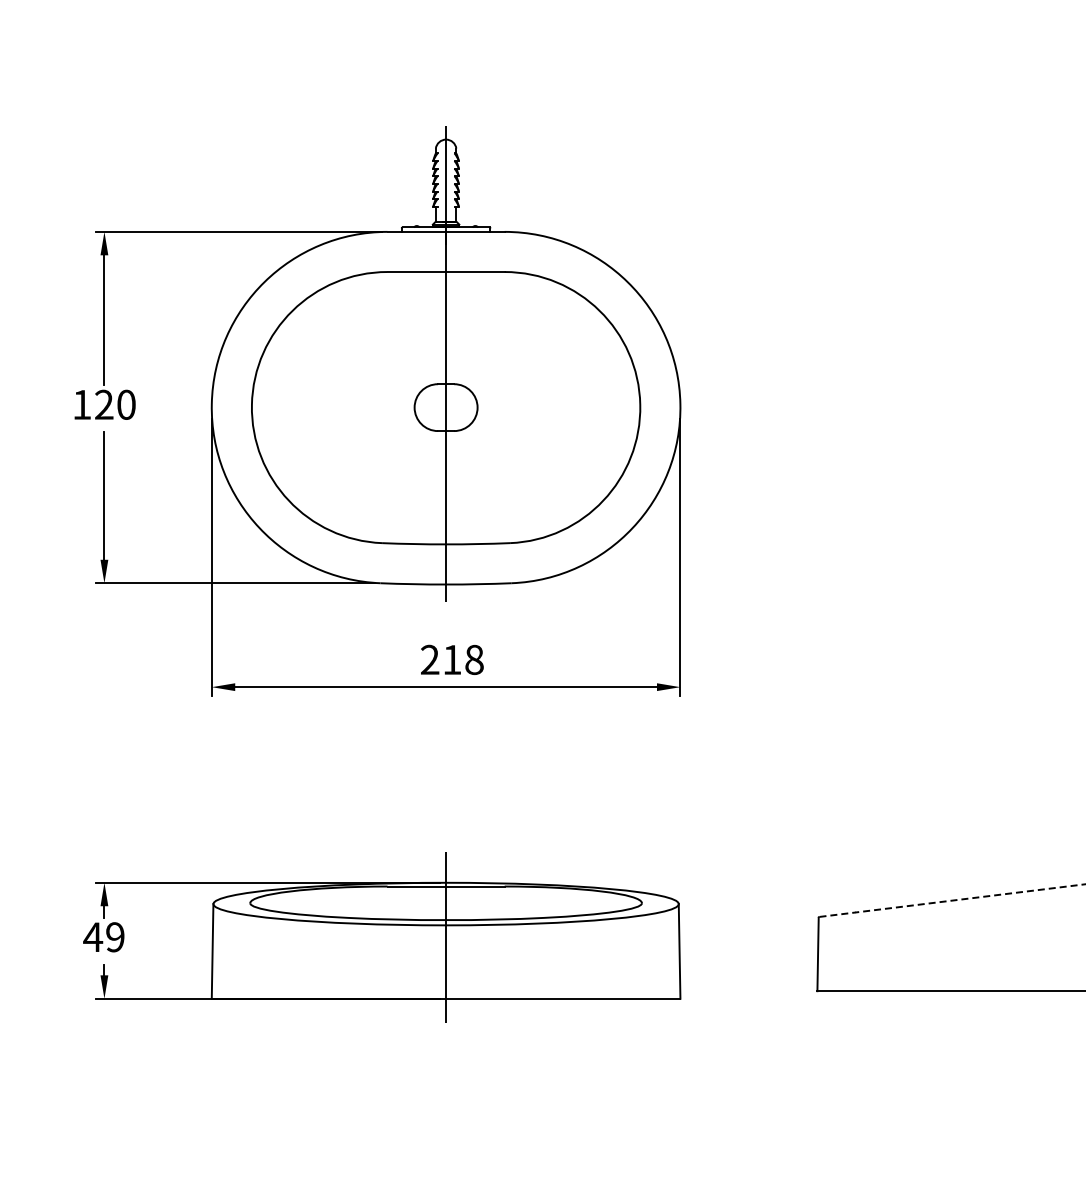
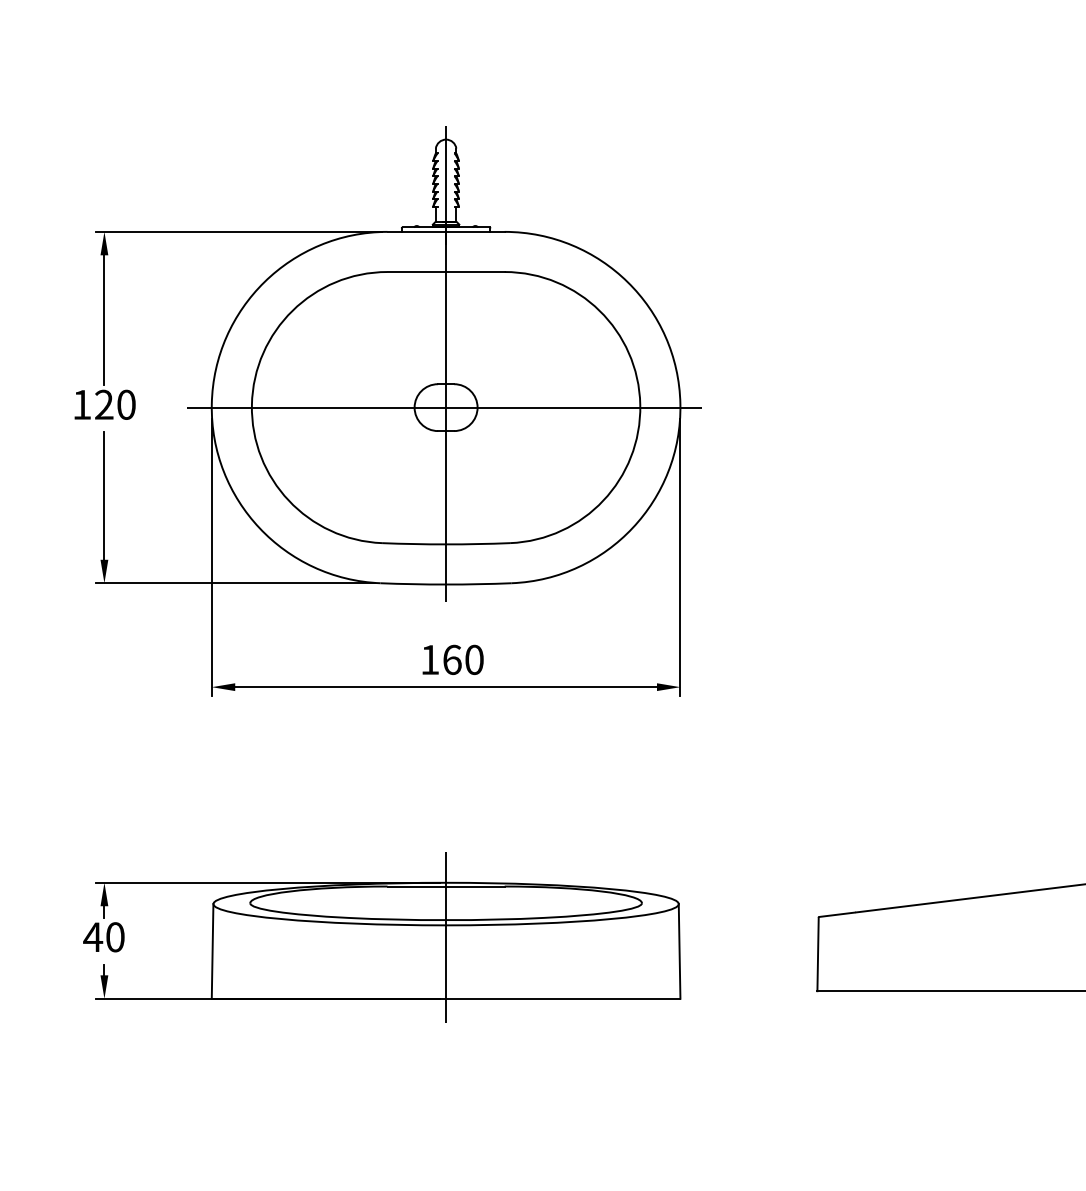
line: none -> present (443, 407)
text: 218 -> 160 (452, 659)
line: dashed -> solid (953, 900)
text: 49 -> 40 (115, 937)
